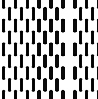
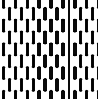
line: none -> present (68, 48)
